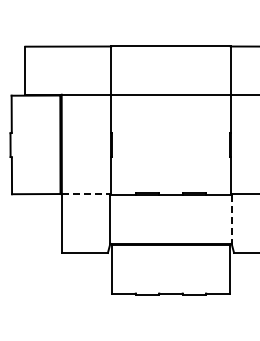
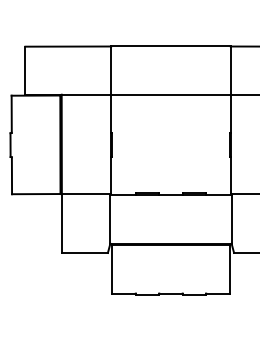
line: dashed -> solid (86, 194)
line: dashed -> solid (231, 219)
